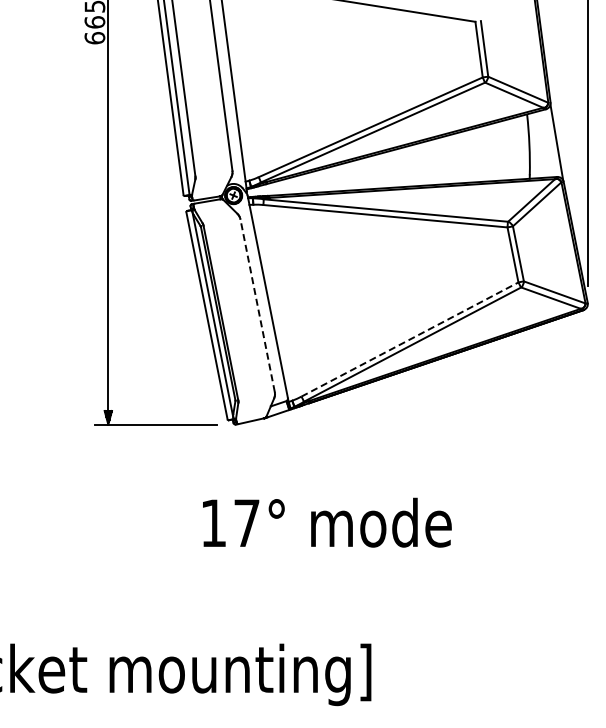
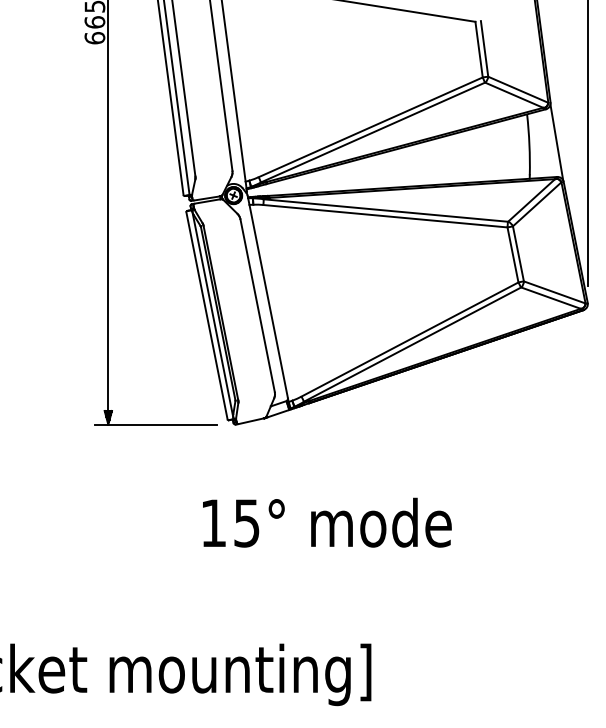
line: dashed -> solid (257, 305)
line: dashed -> solid (409, 339)
text: 17° -> 15° (246, 523)
